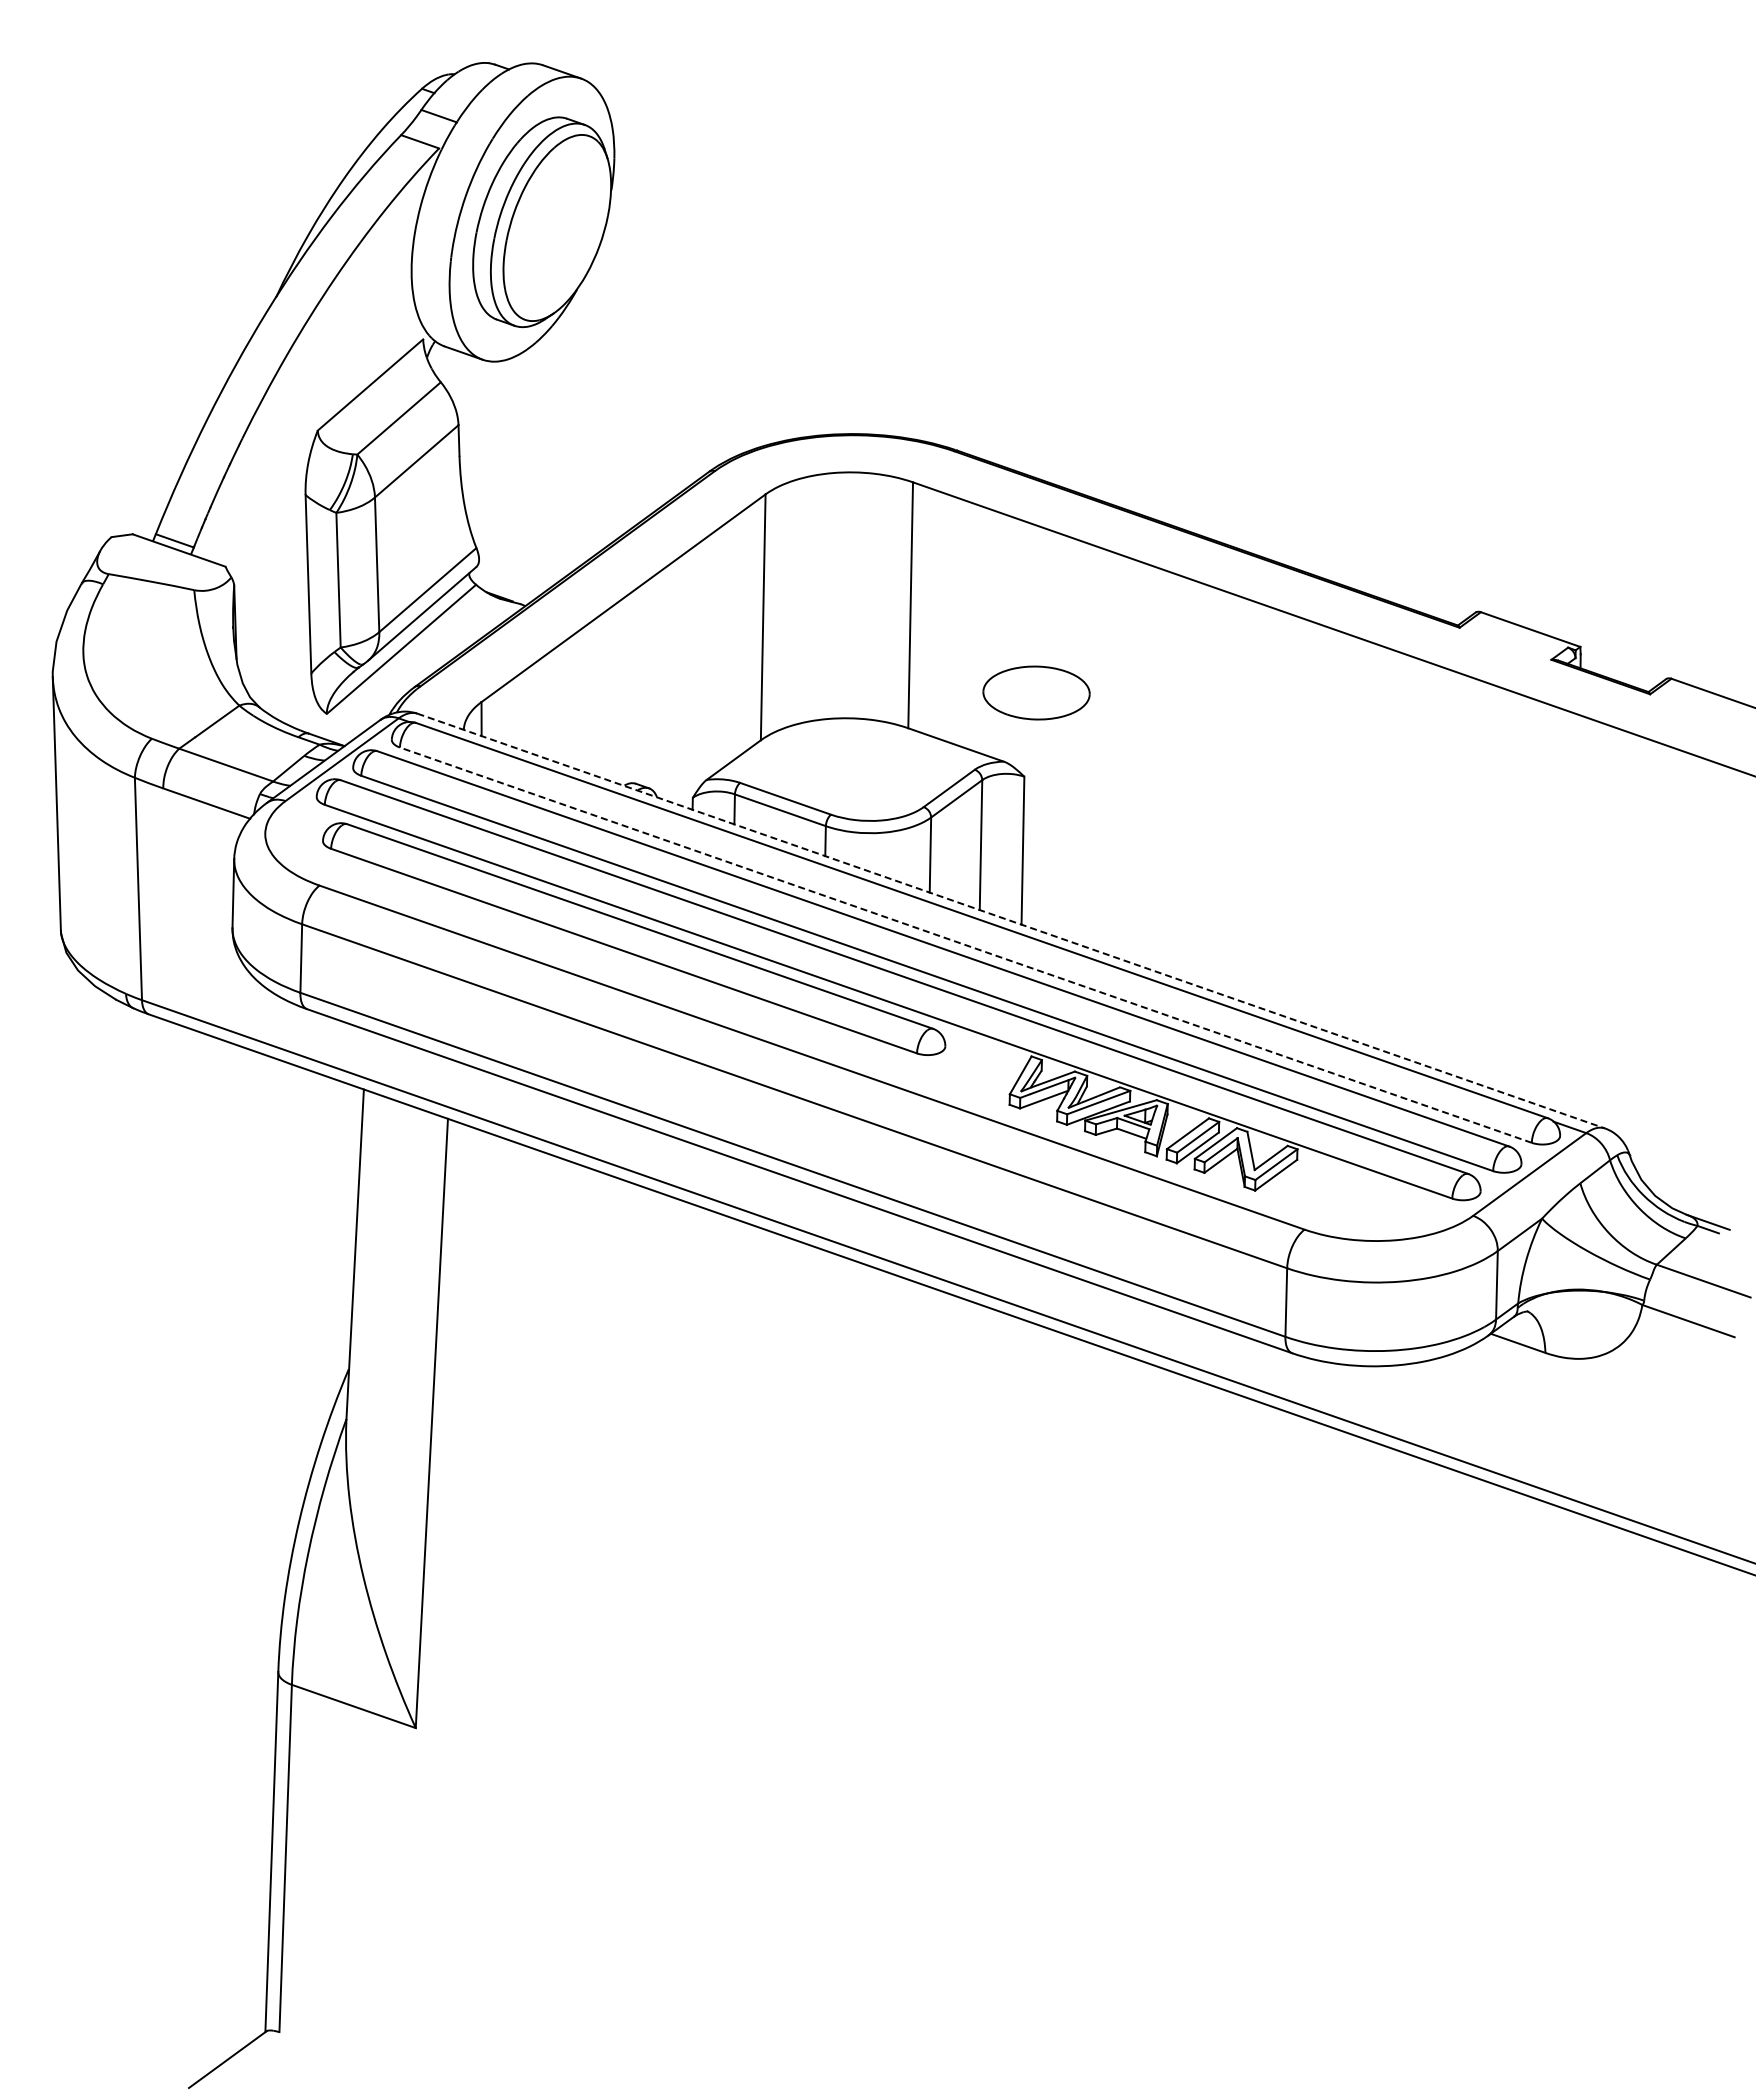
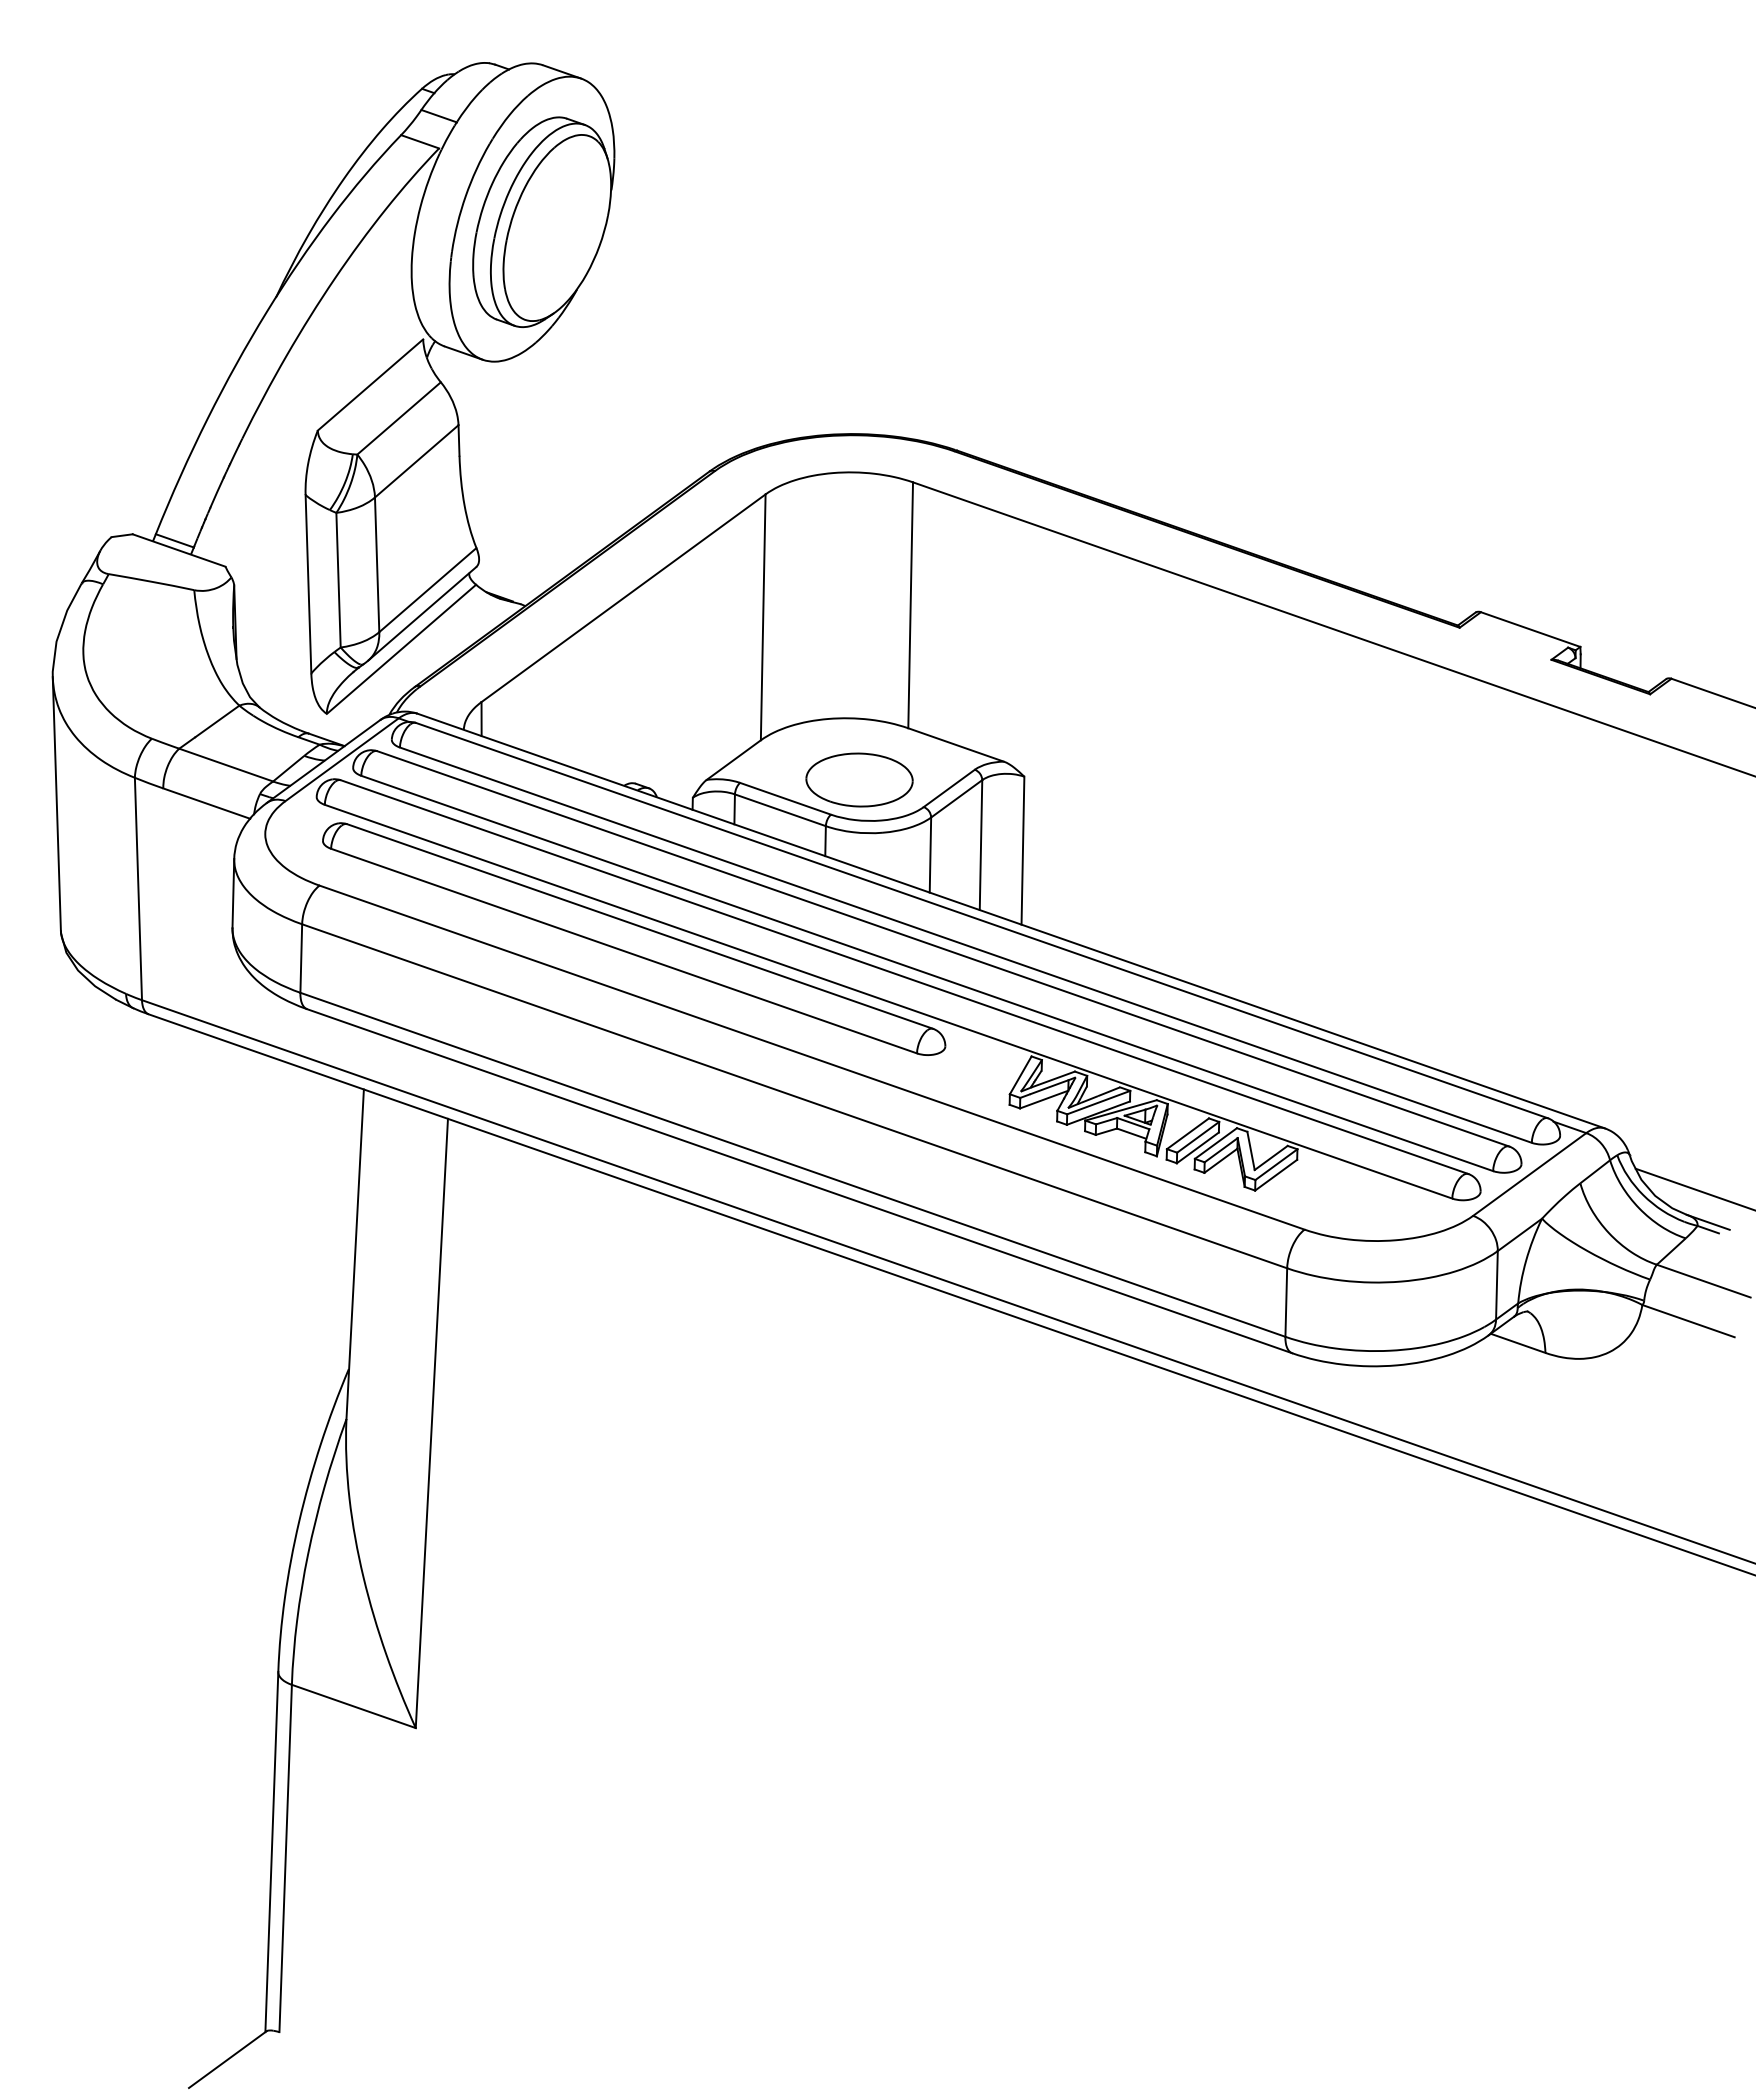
part position: (1036, 692) -> (859, 779) (859, 779)
line: dashed -> solid (1011, 921)
line: dashed -> solid (965, 945)
line: none -> present (1693, 1188)
